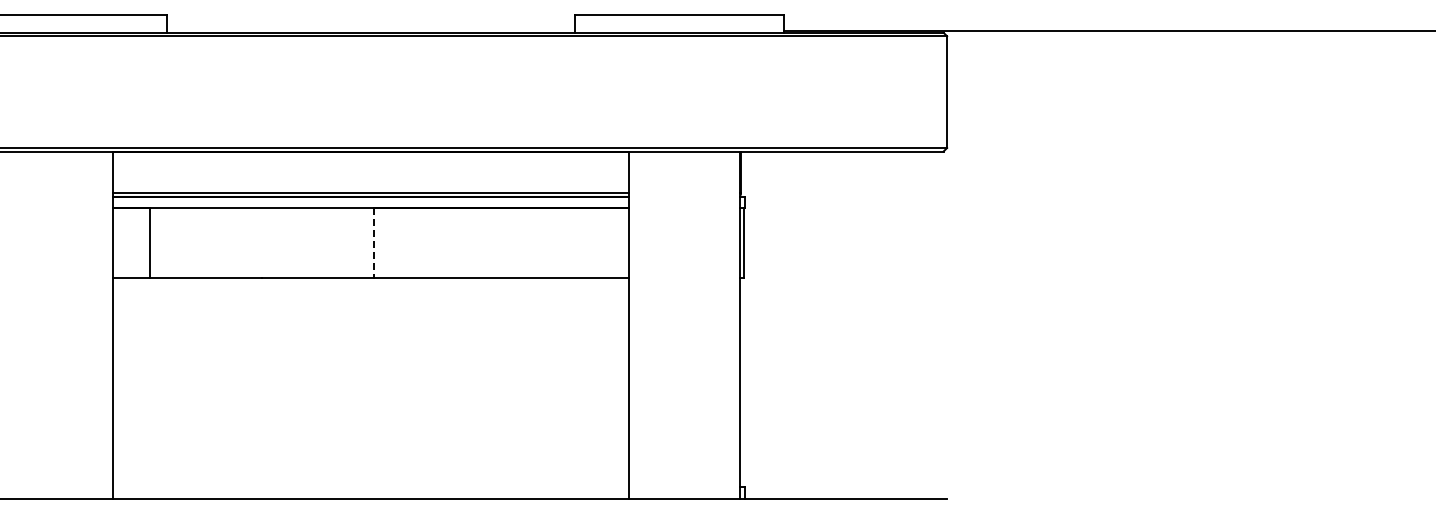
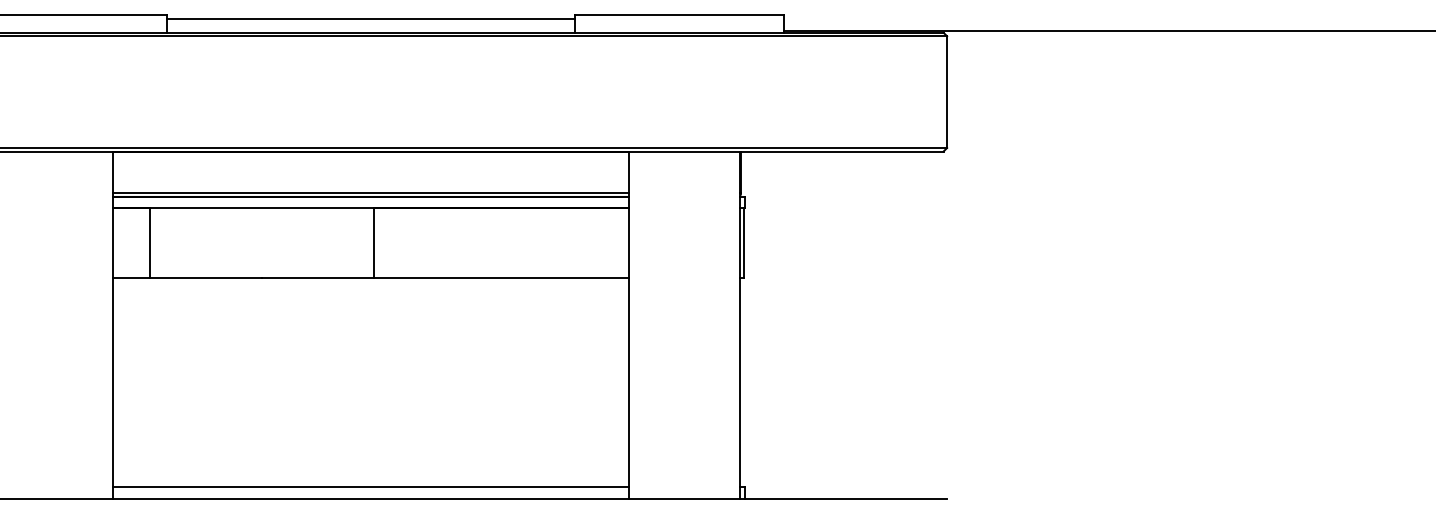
line: none -> present (370, 18)
line: dashed -> solid (373, 243)
line: none -> present (370, 487)
